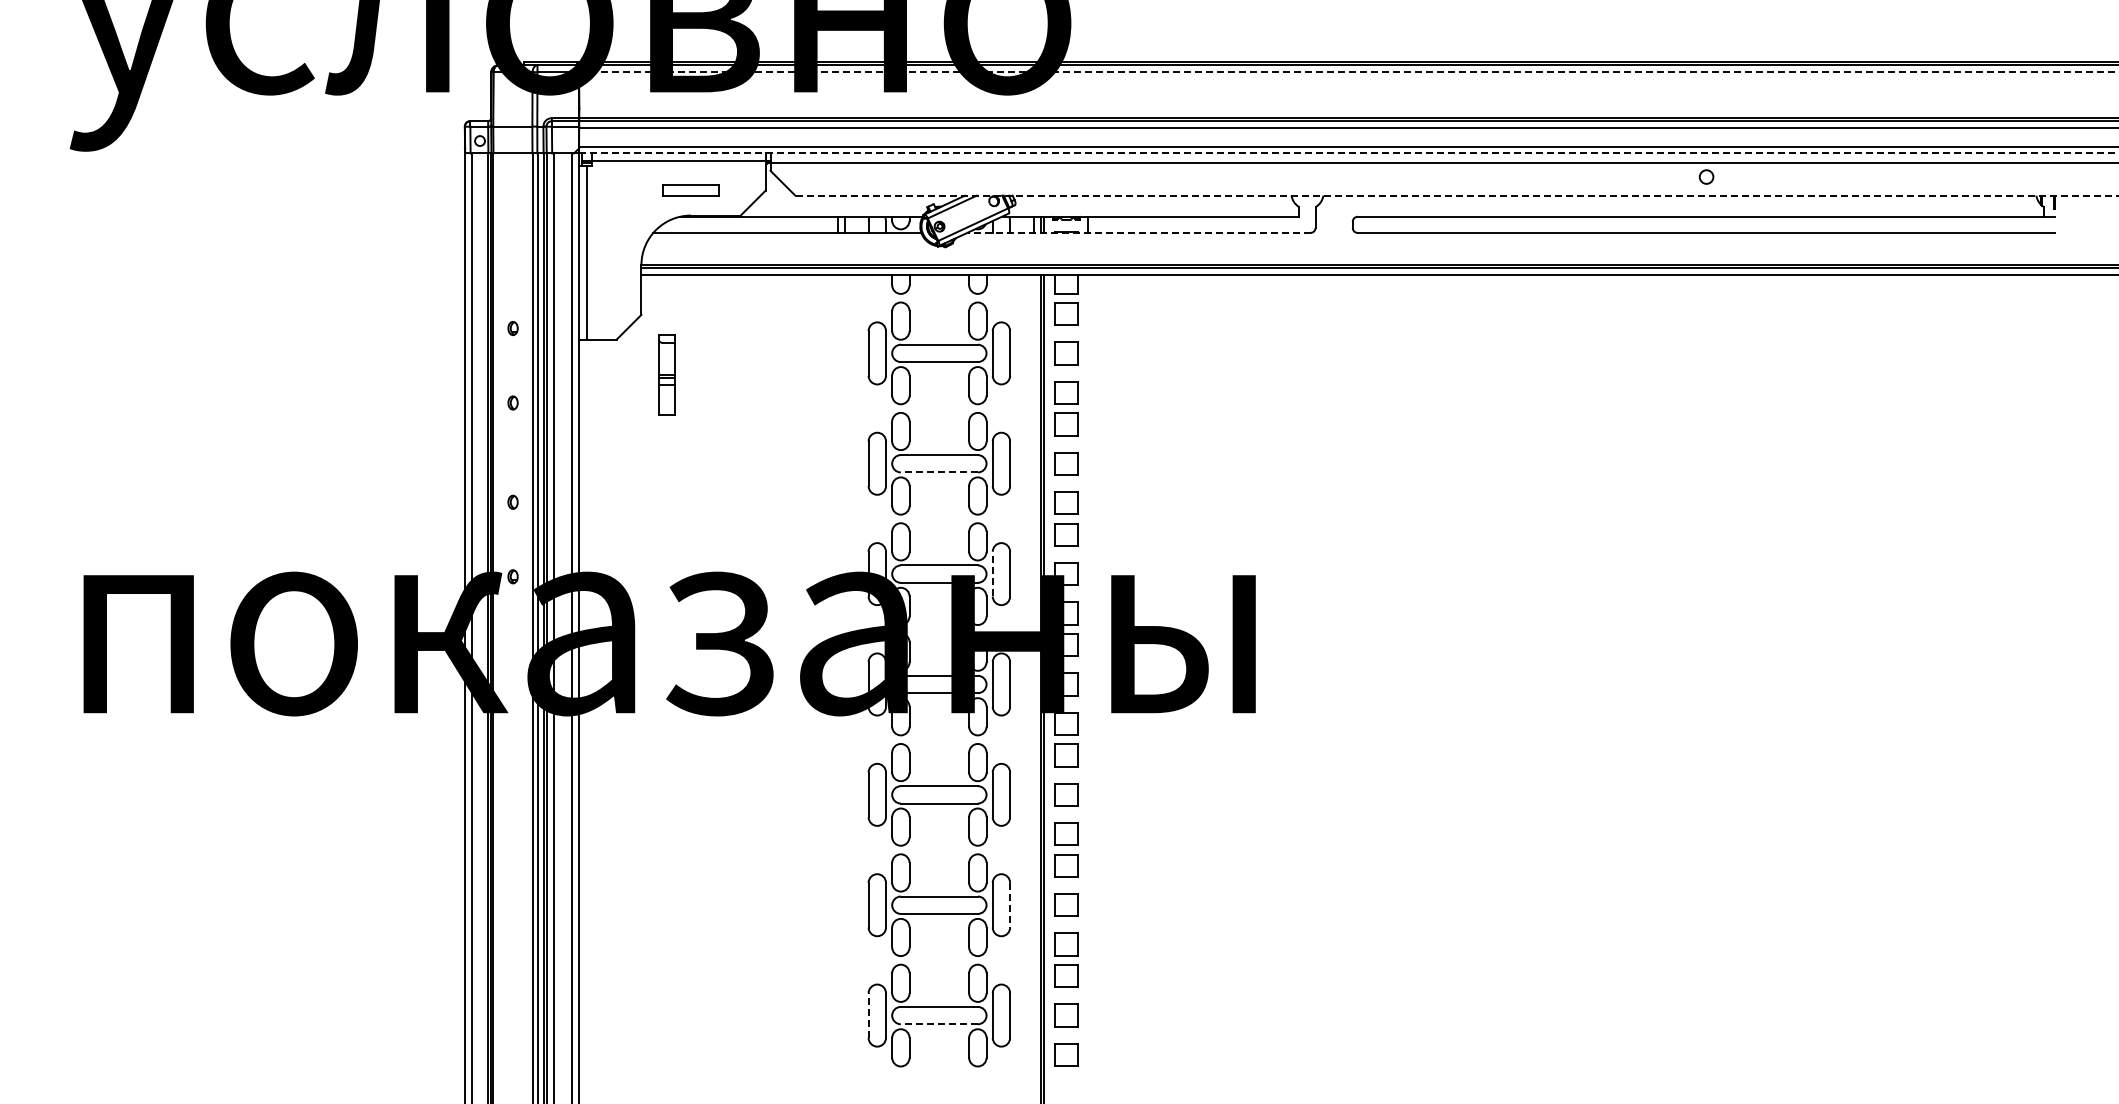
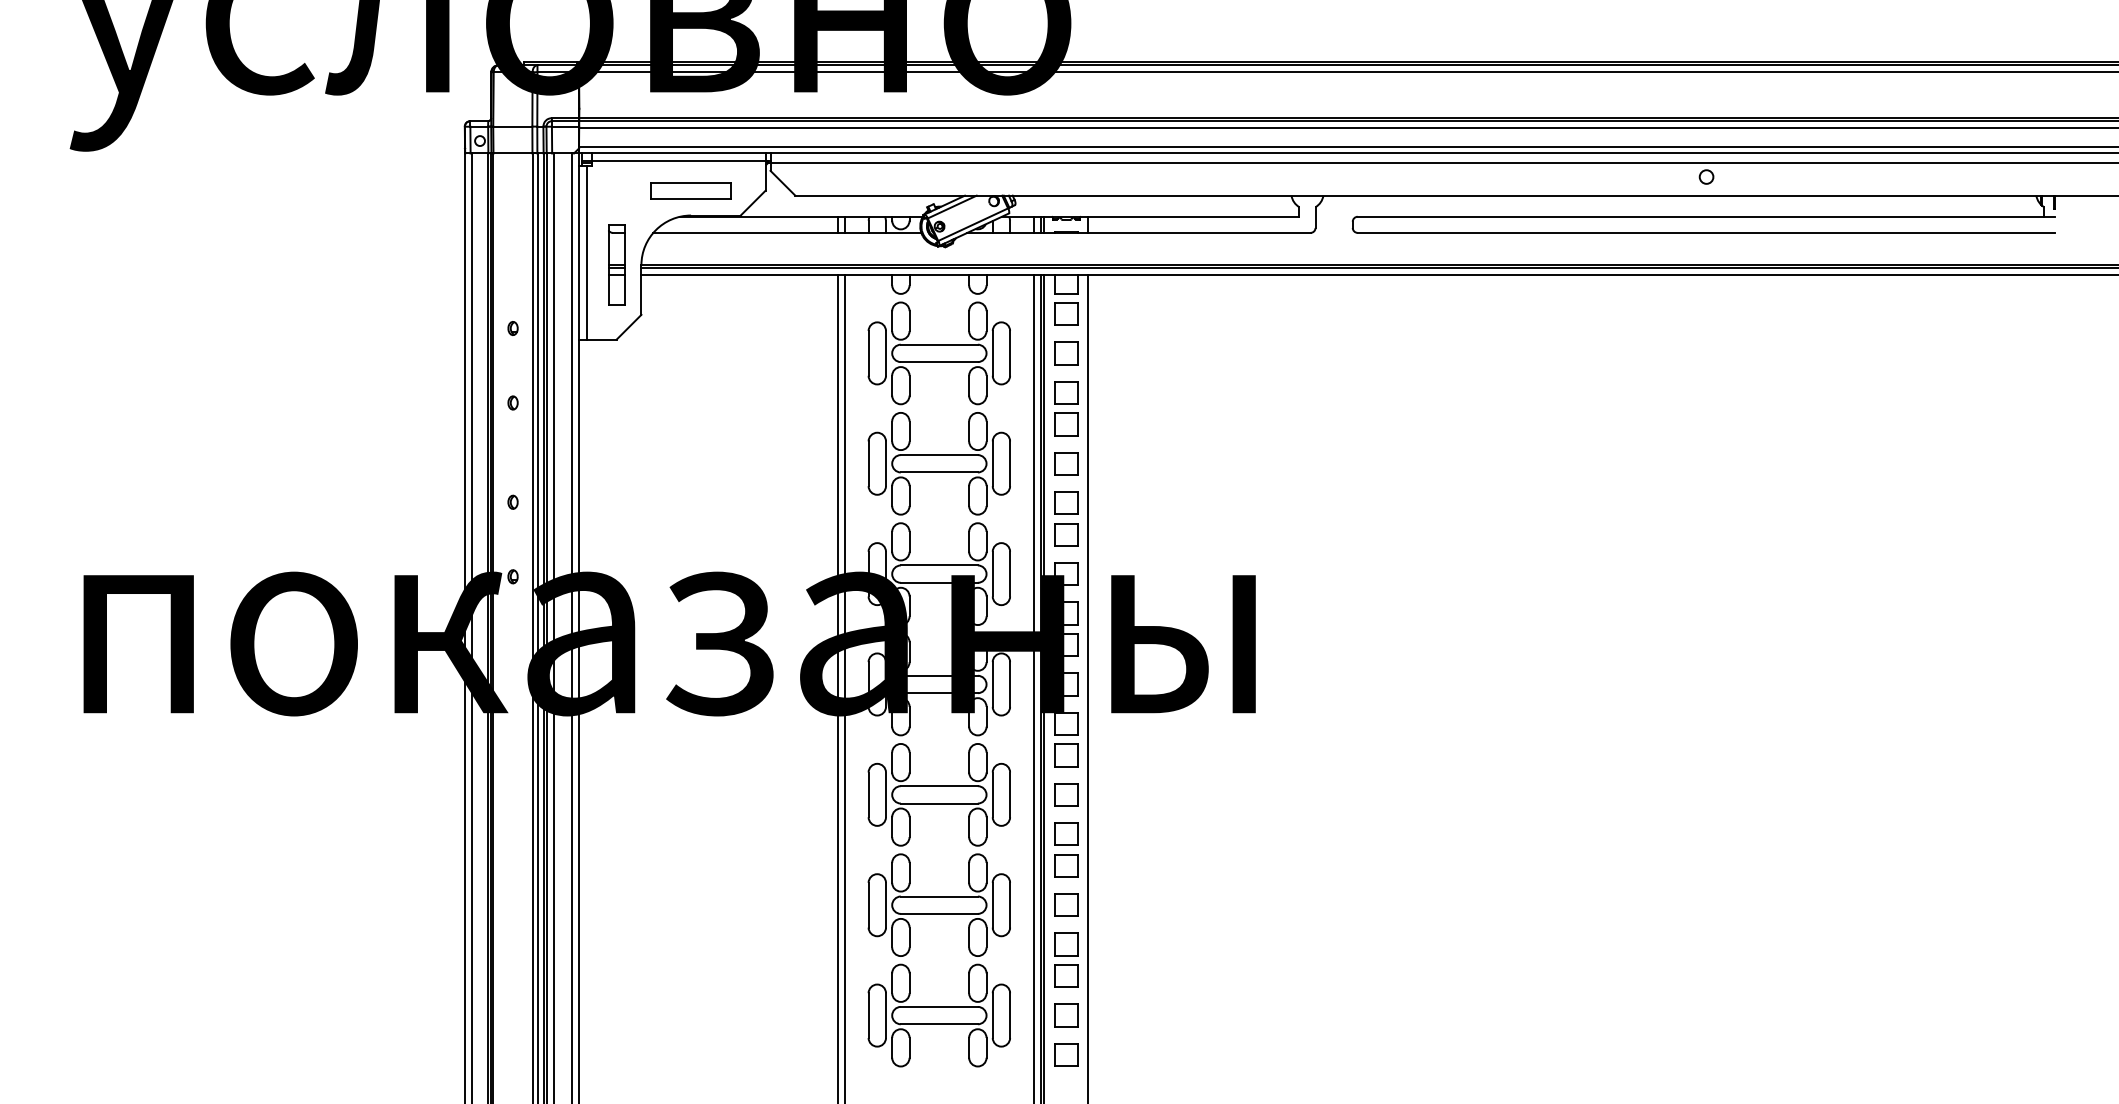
line: dashed -> solid (1349, 72)
line: dashed -> solid (1349, 153)
part size: 58x13 px -> 82x18 px (690, 190)
line: dashed -> solid (1457, 195)
line: dashed -> solid (1138, 232)
part position: (666, 374) -> (616, 264) (616, 264)
line: dashed -> solid (938, 472)
line: dashed -> solid (992, 573)
line: none -> present (837, 687)
line: none -> present (845, 687)
line: none -> present (1033, 687)
line: none -> present (1088, 687)
line: dashed -> solid (1010, 905)
line: dashed -> solid (868, 1015)
line: dashed -> solid (938, 1024)
